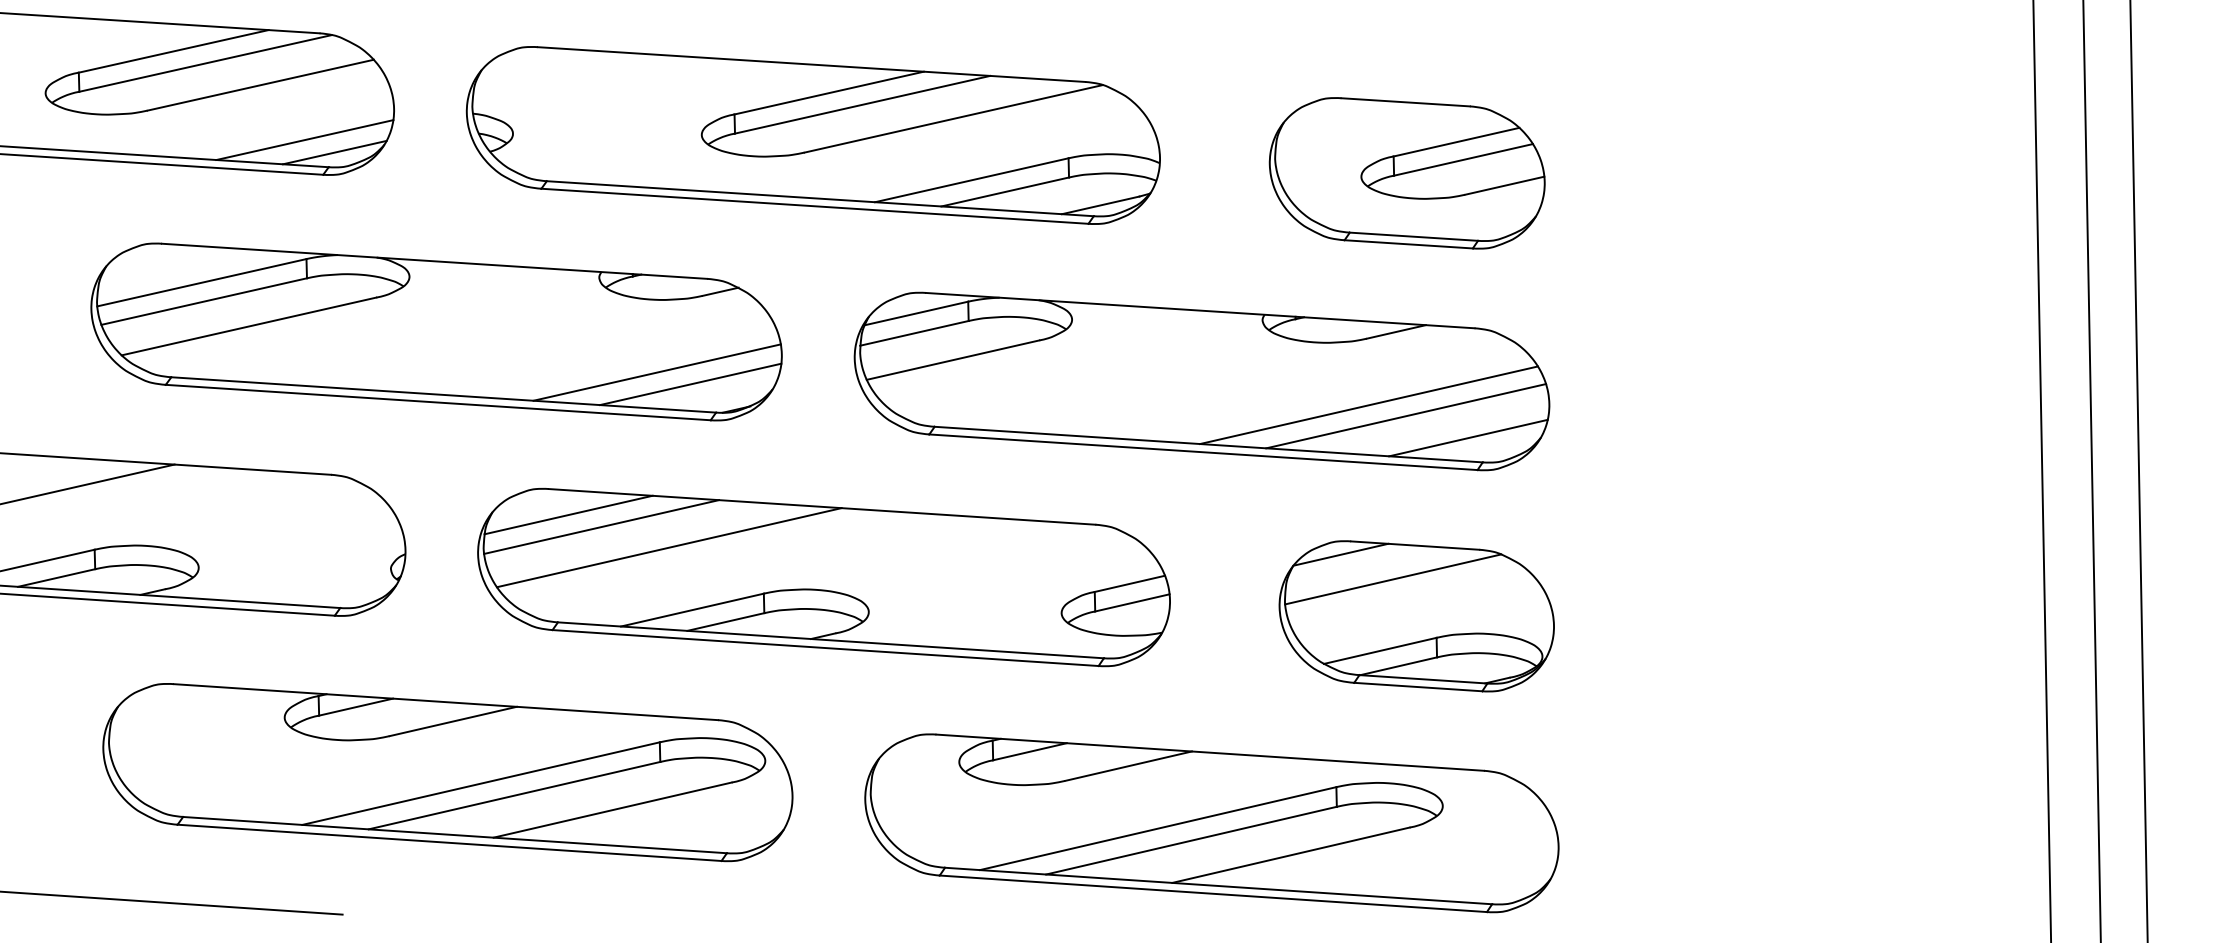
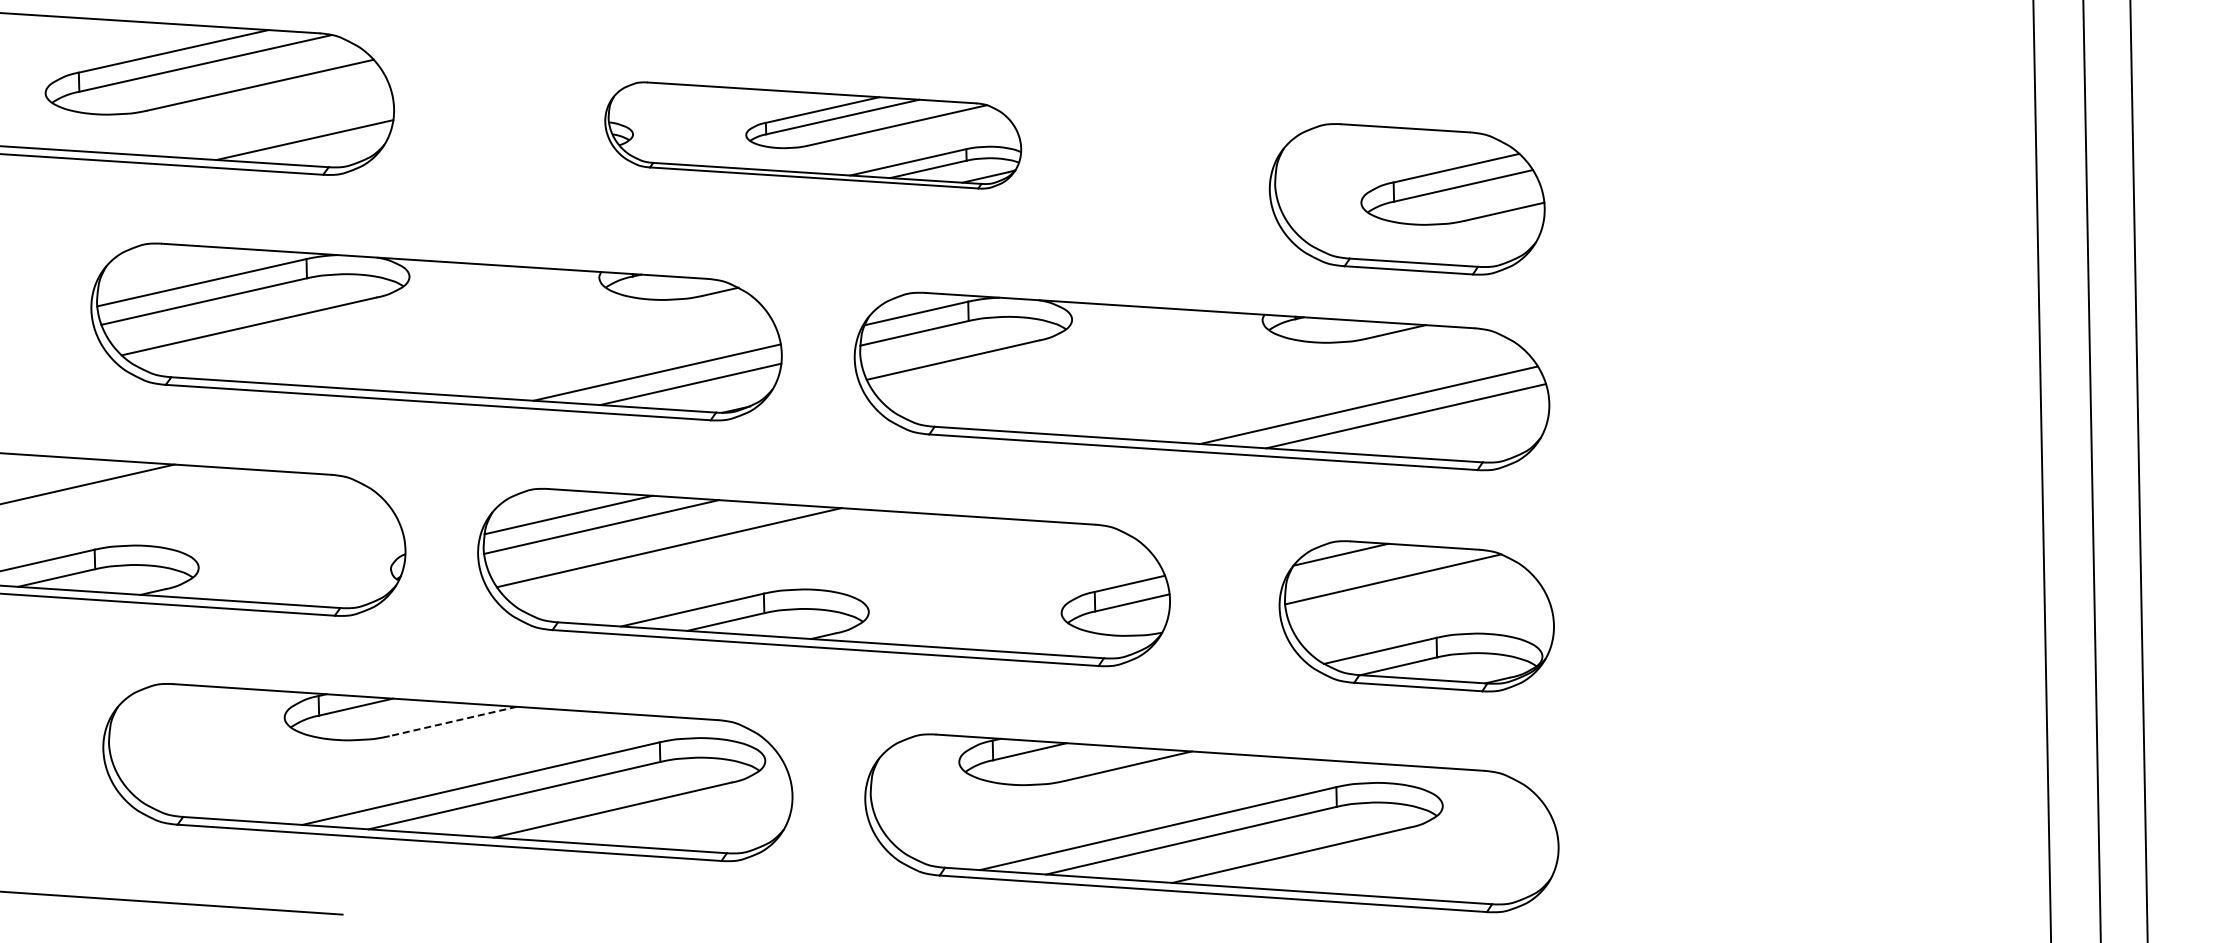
part size: 696x179 px -> 419x109 px (813, 135)
line: present -> none (334, 152)
part position: (1406, 173) -> (1406, 199) (1406, 199)
line: present -> none (1468, 437)
line: solid -> dashed (452, 721)
